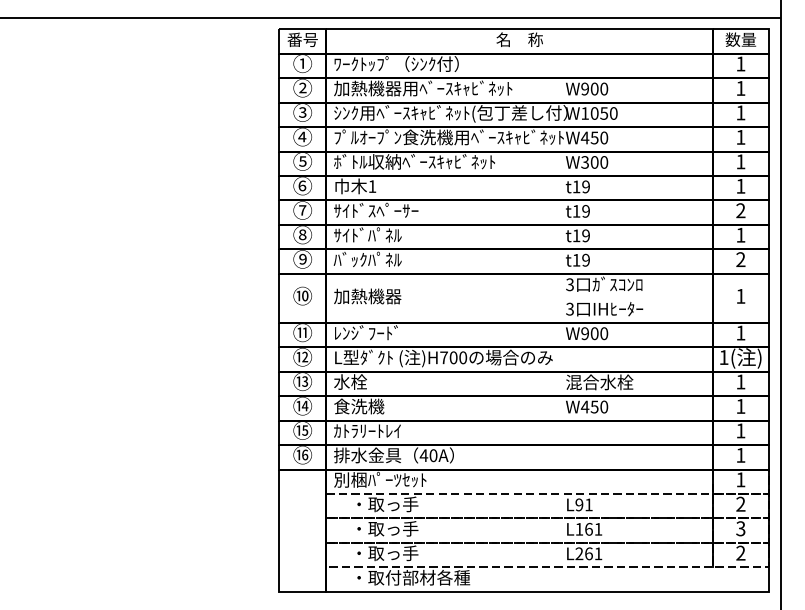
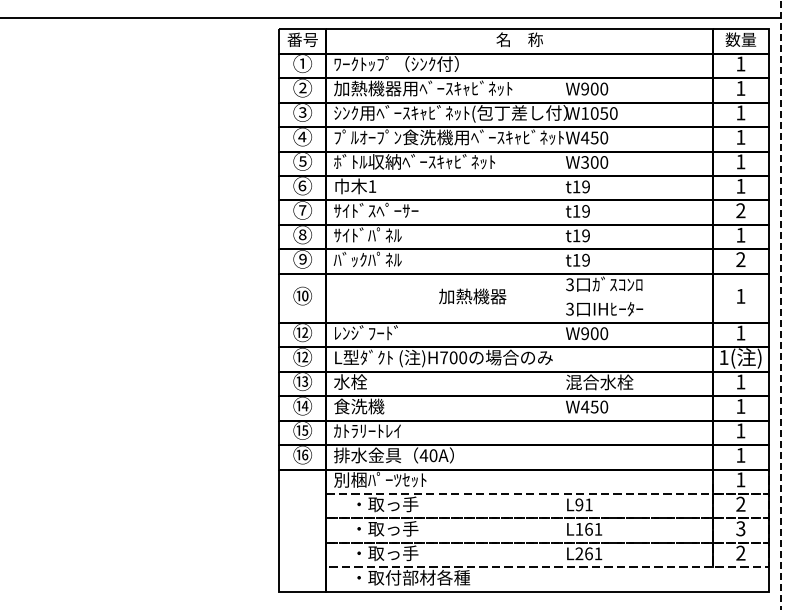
text position: (367, 296) -> (472, 296) (472, 296)
line: solid -> dashed (780, 305)
text: ⑪ -> ⑫ (302, 332)
